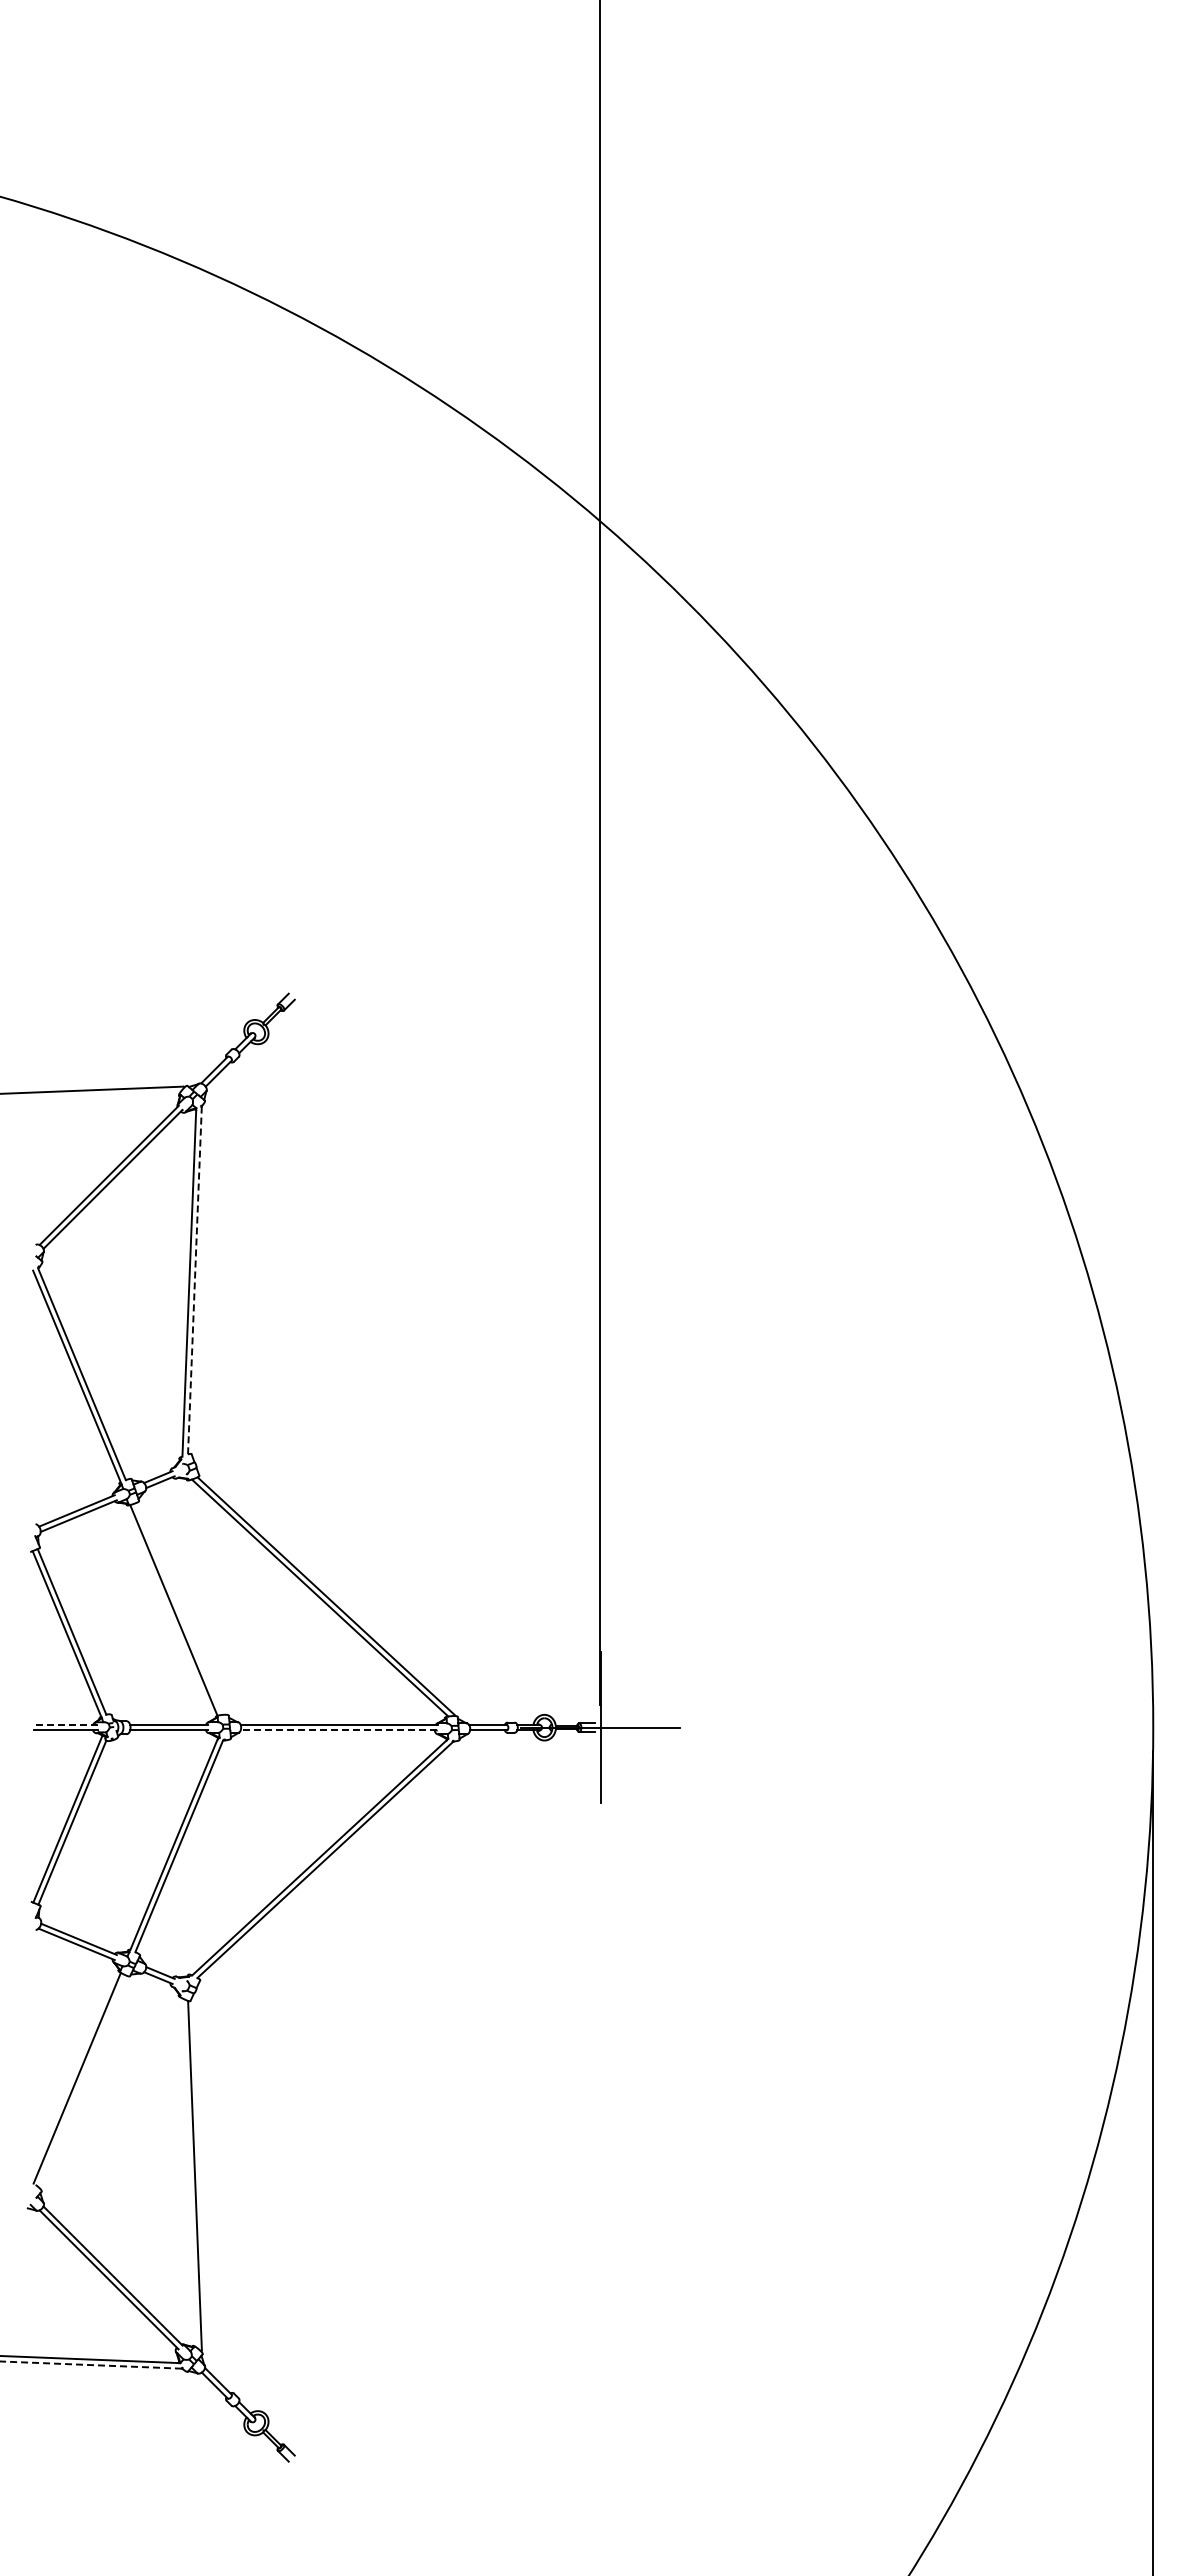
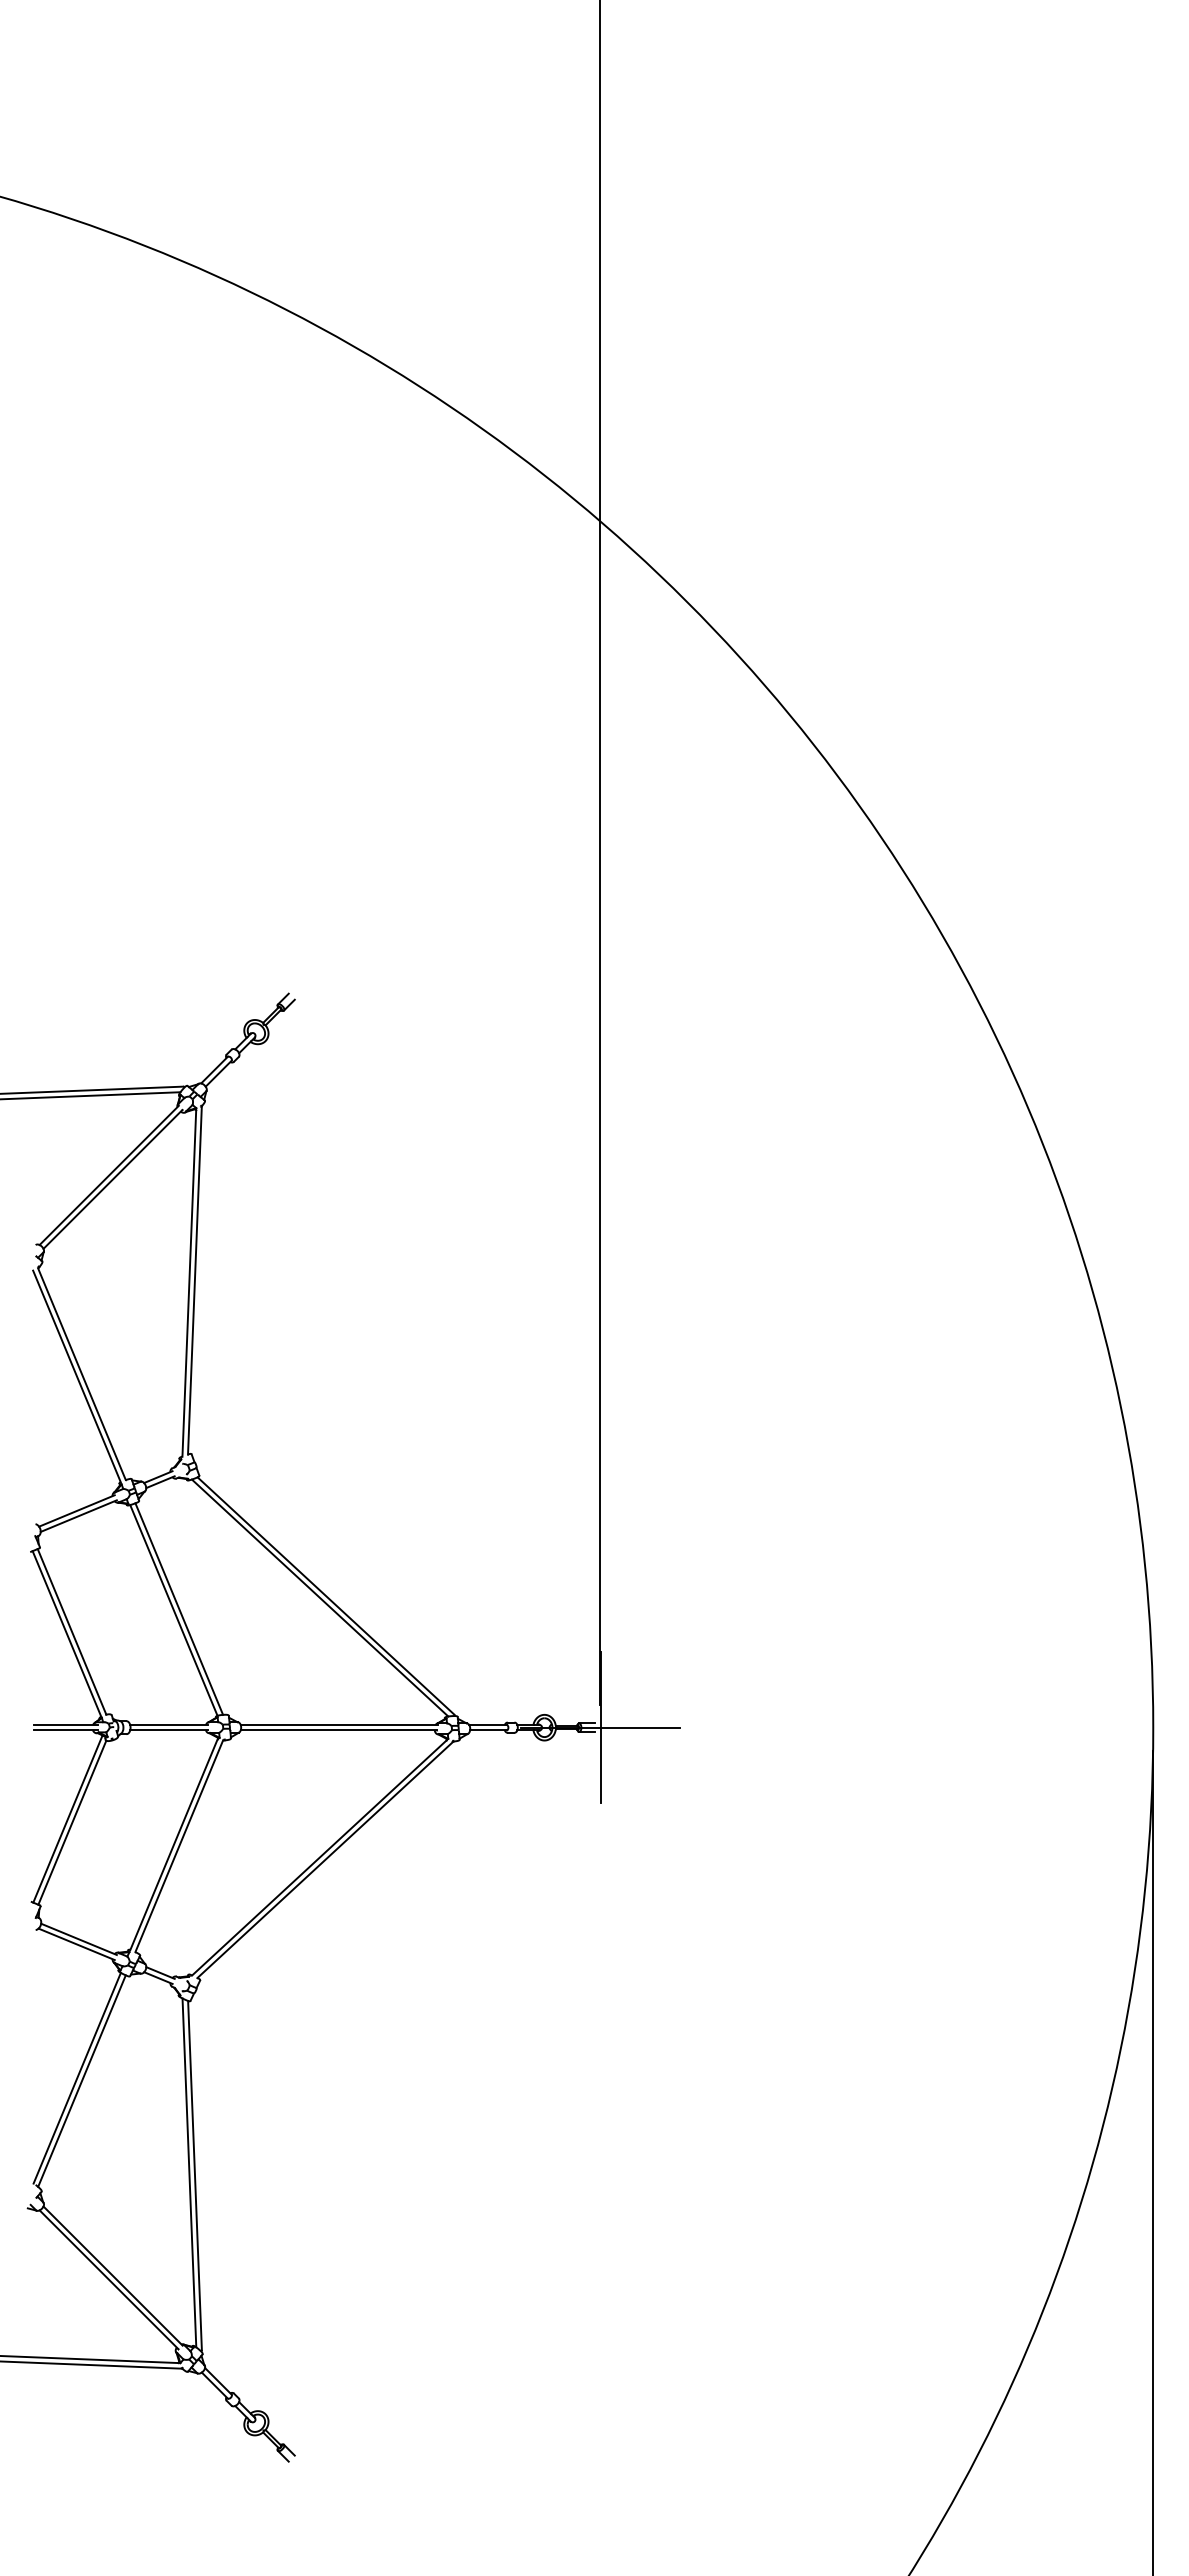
line: none -> present (91, 1095)
line: dashed -> solid (194, 1281)
line: none -> present (179, 1608)
line: dashed -> solid (65, 1724)
line: dashed -> solid (338, 1730)
line: none -> present (81, 2080)
line: none -> present (189, 2172)
line: dashed -> solid (91, 2365)
